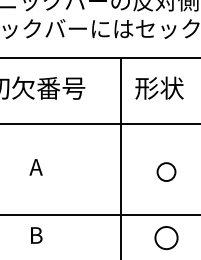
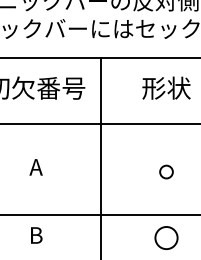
text position: (159, 87) -> (166, 87) (166, 87)
line position: (121, 157) -> (101, 157) (101, 157)
circle size: 21x20 px -> 15x16 px (166, 171)
